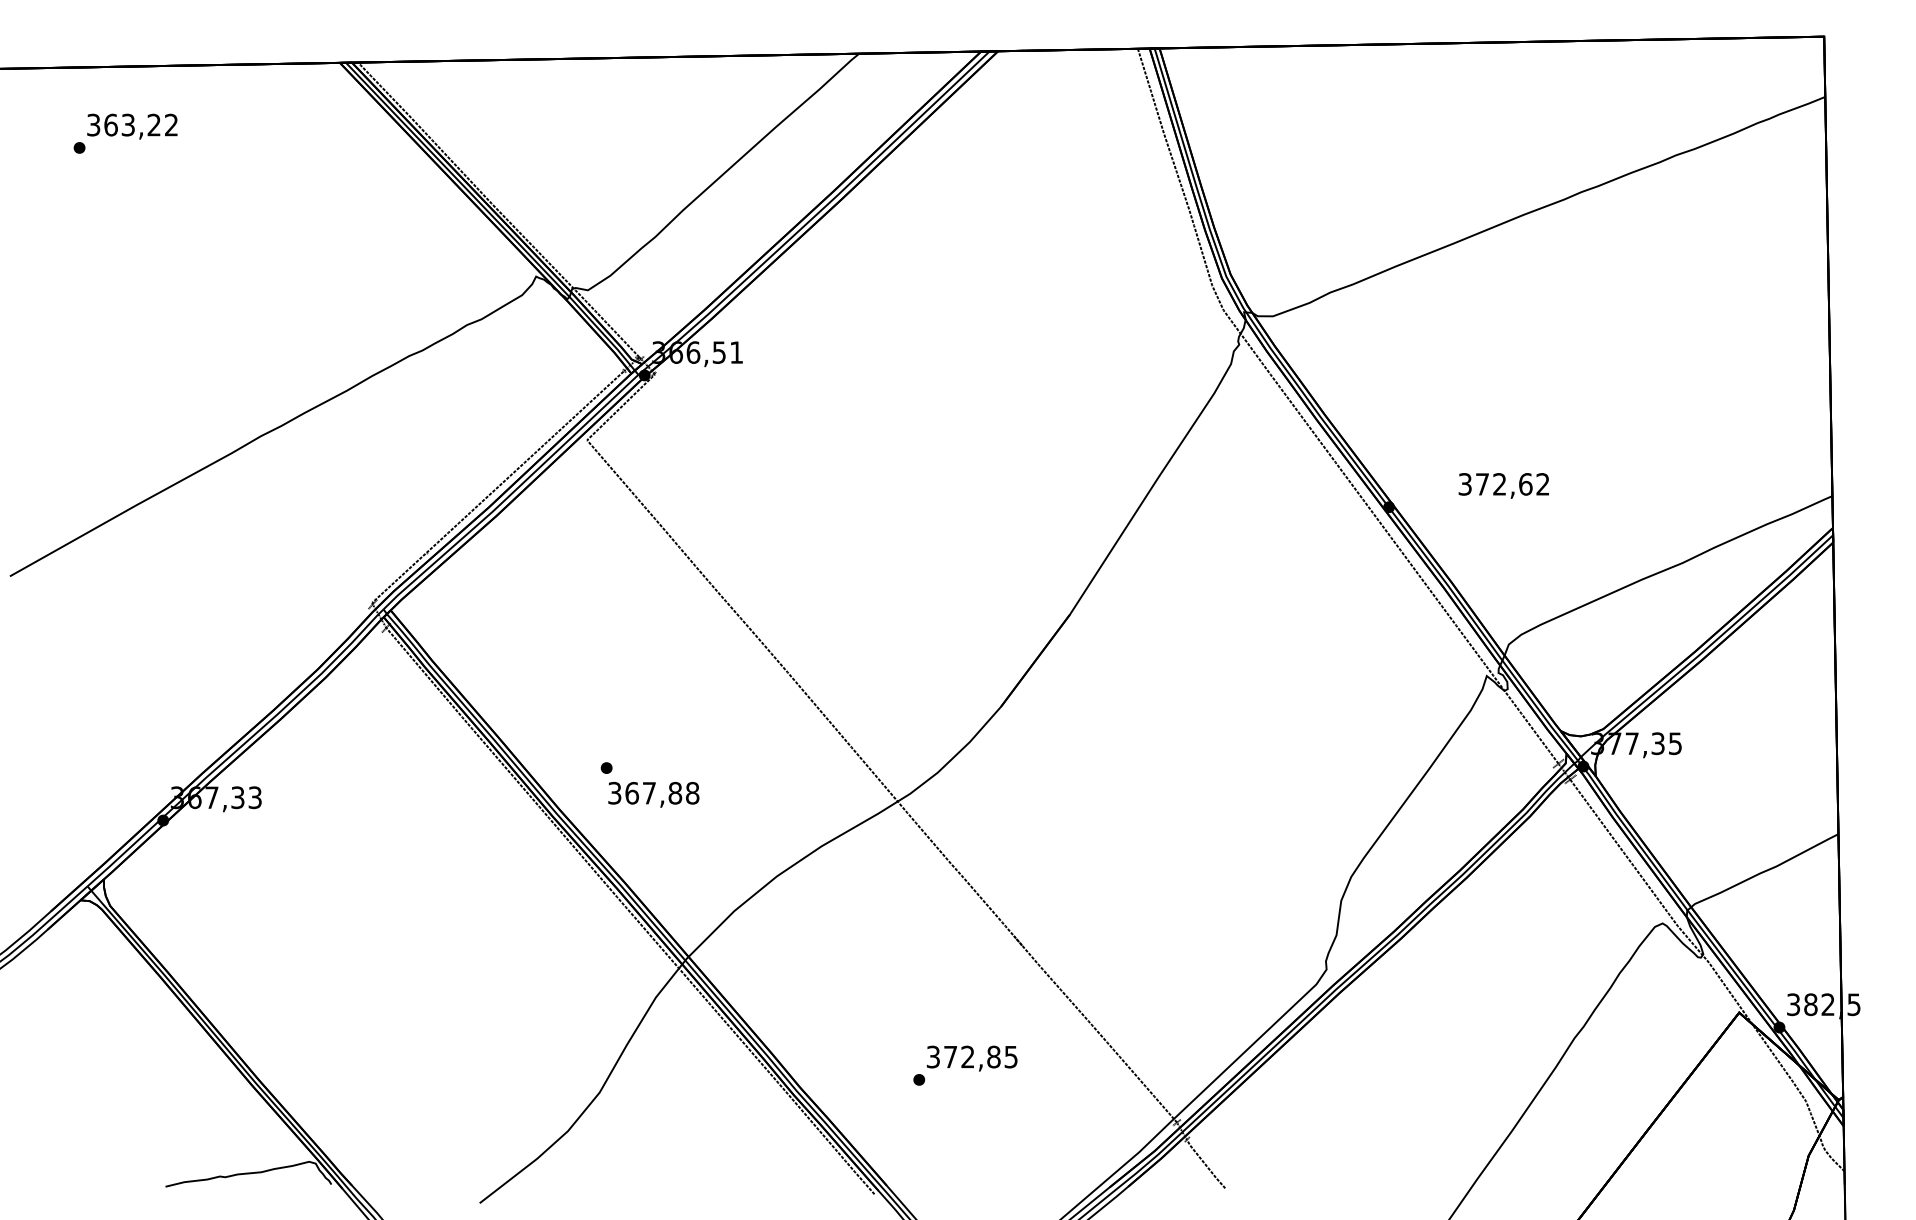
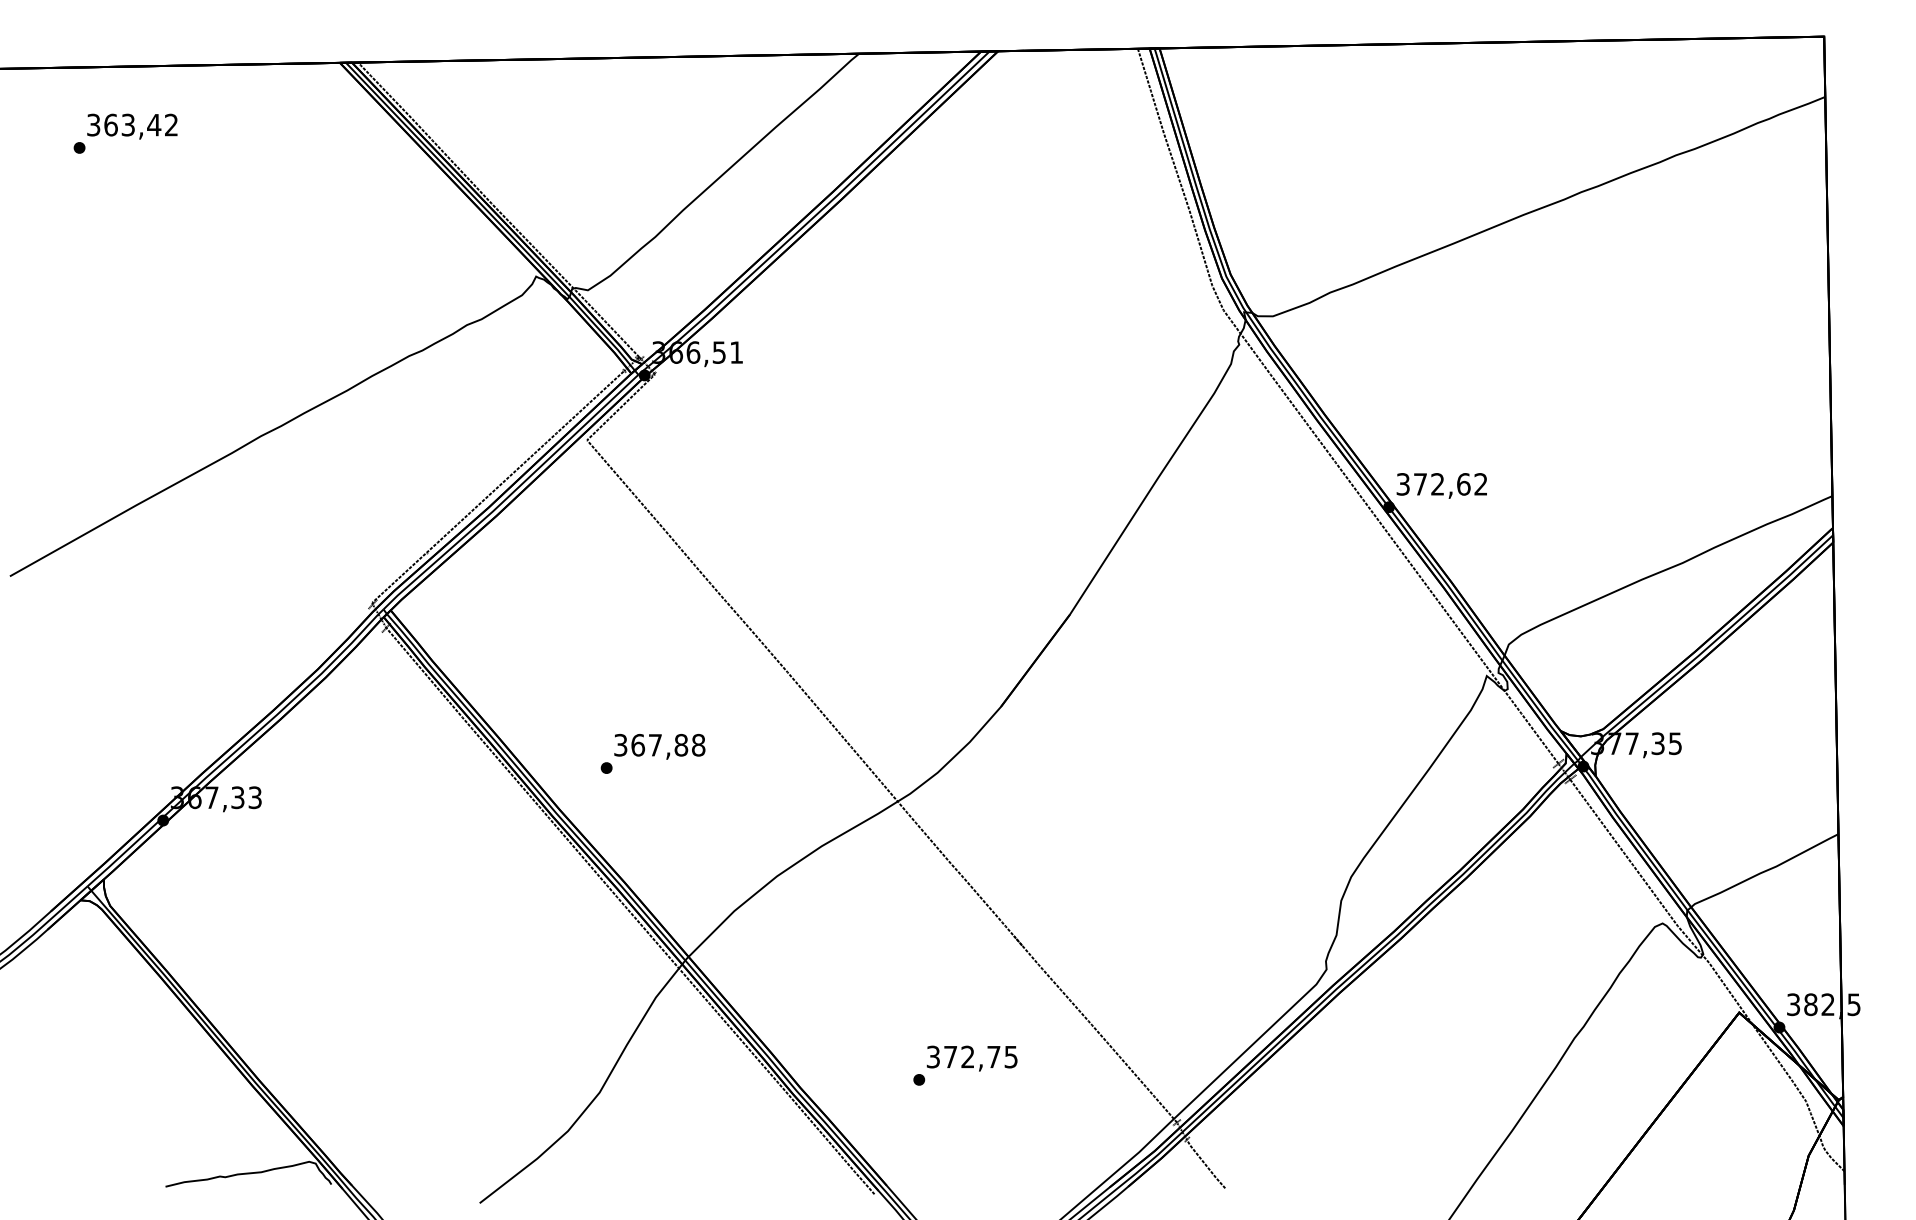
text: 363,22 -> 363,42 (154, 124)
text position: (1503, 485) -> (1441, 485) (1441, 485)
text position: (653, 794) -> (659, 746) (659, 746)
text: 372,85 -> 372,75 (993, 1056)
